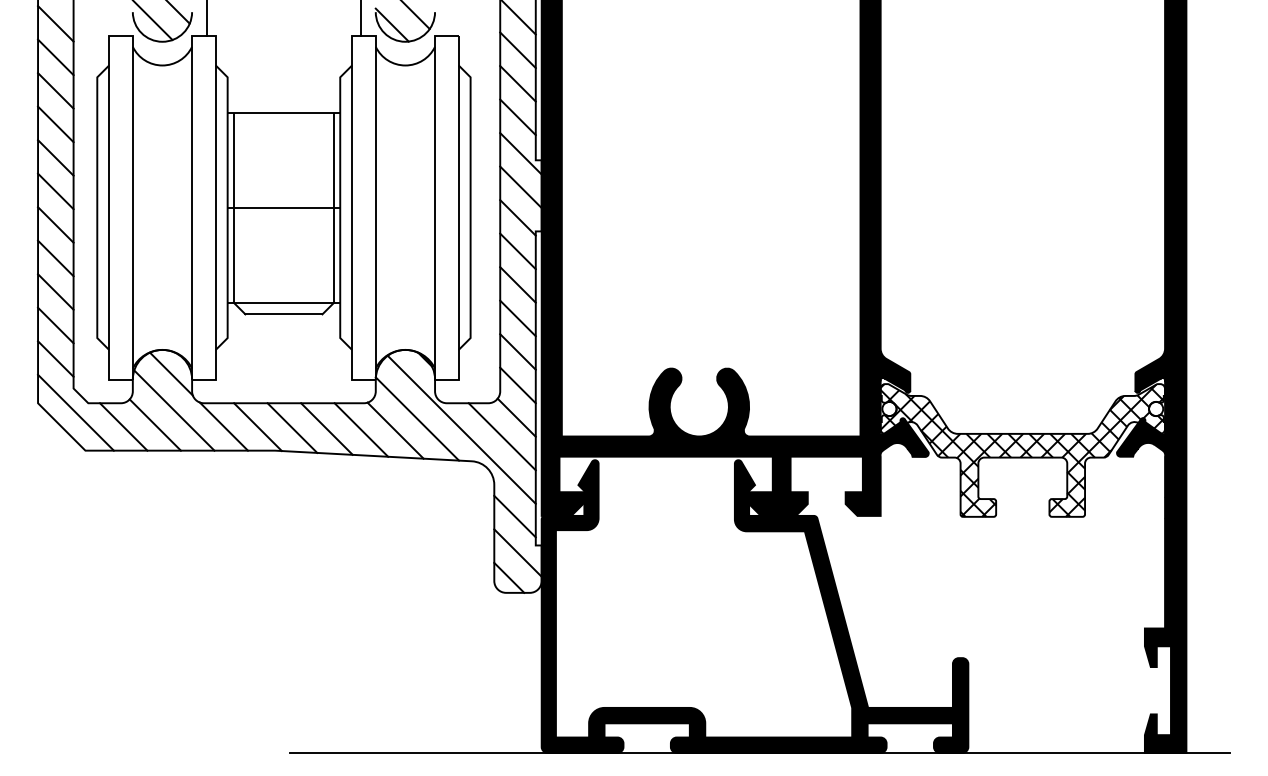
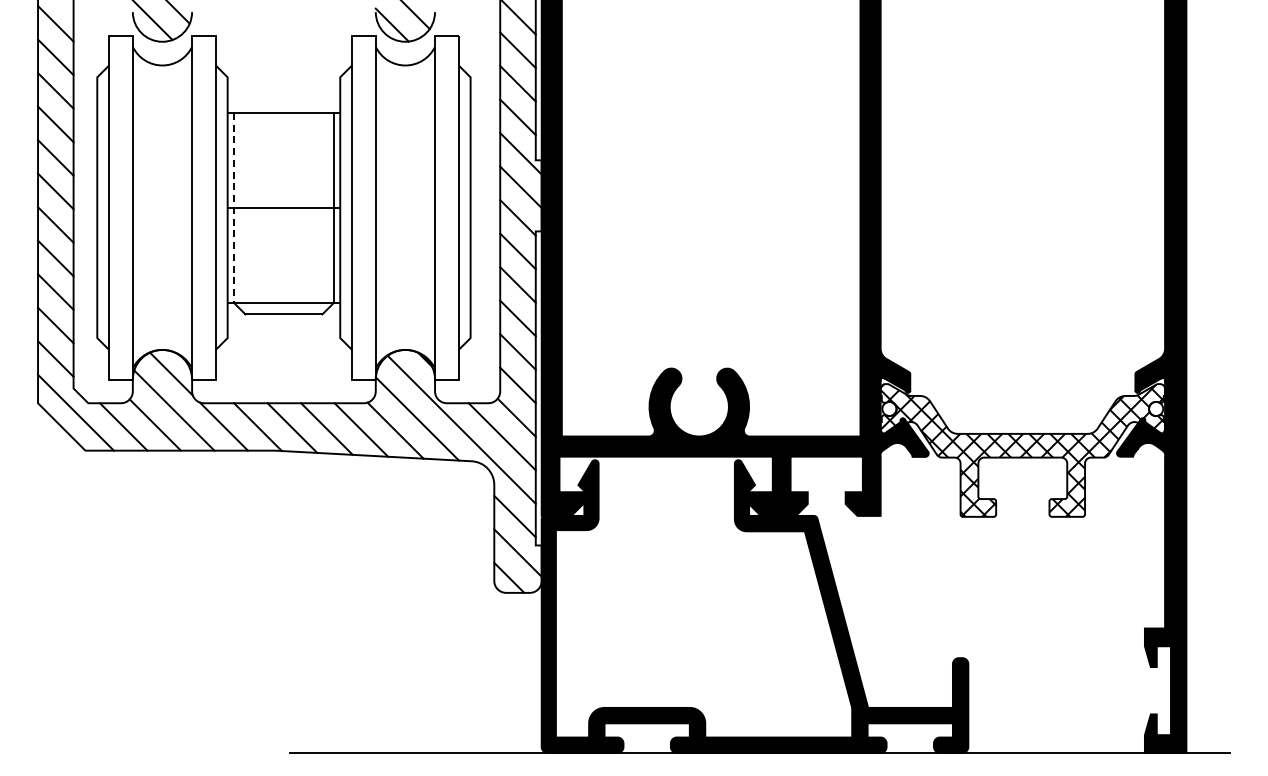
line: present -> none (206, 18)
line: present -> none (360, 18)
line: solid -> dashed (233, 207)
